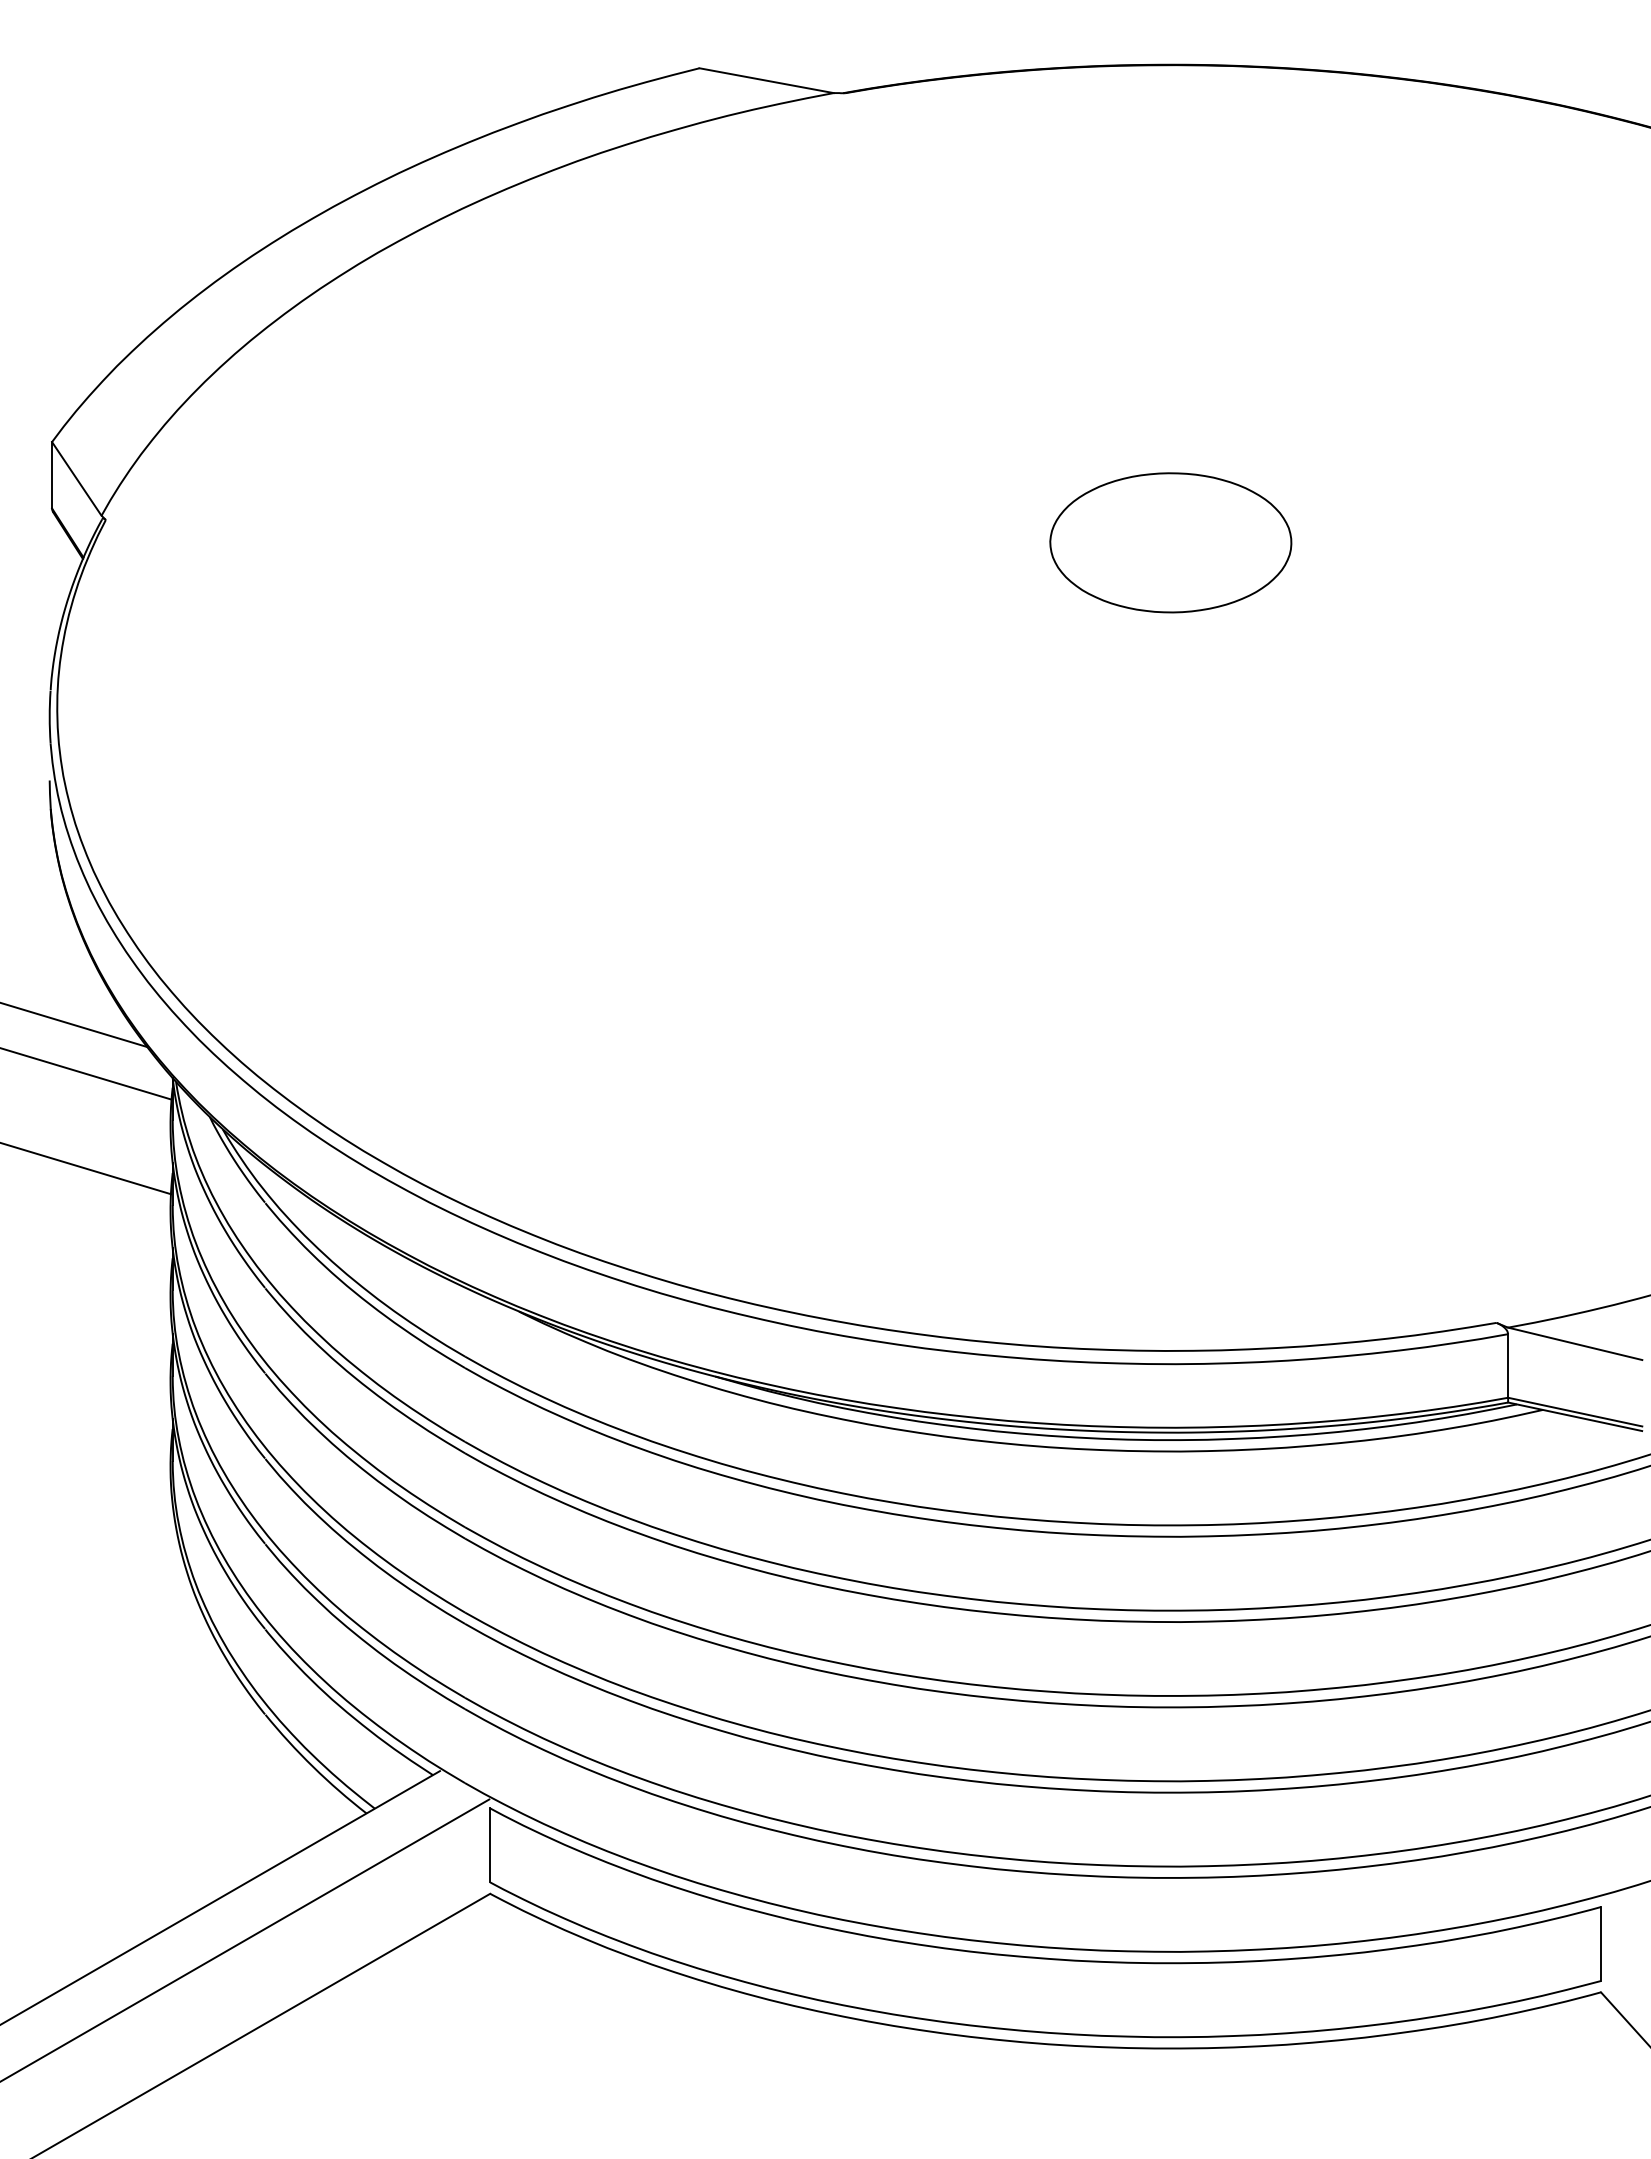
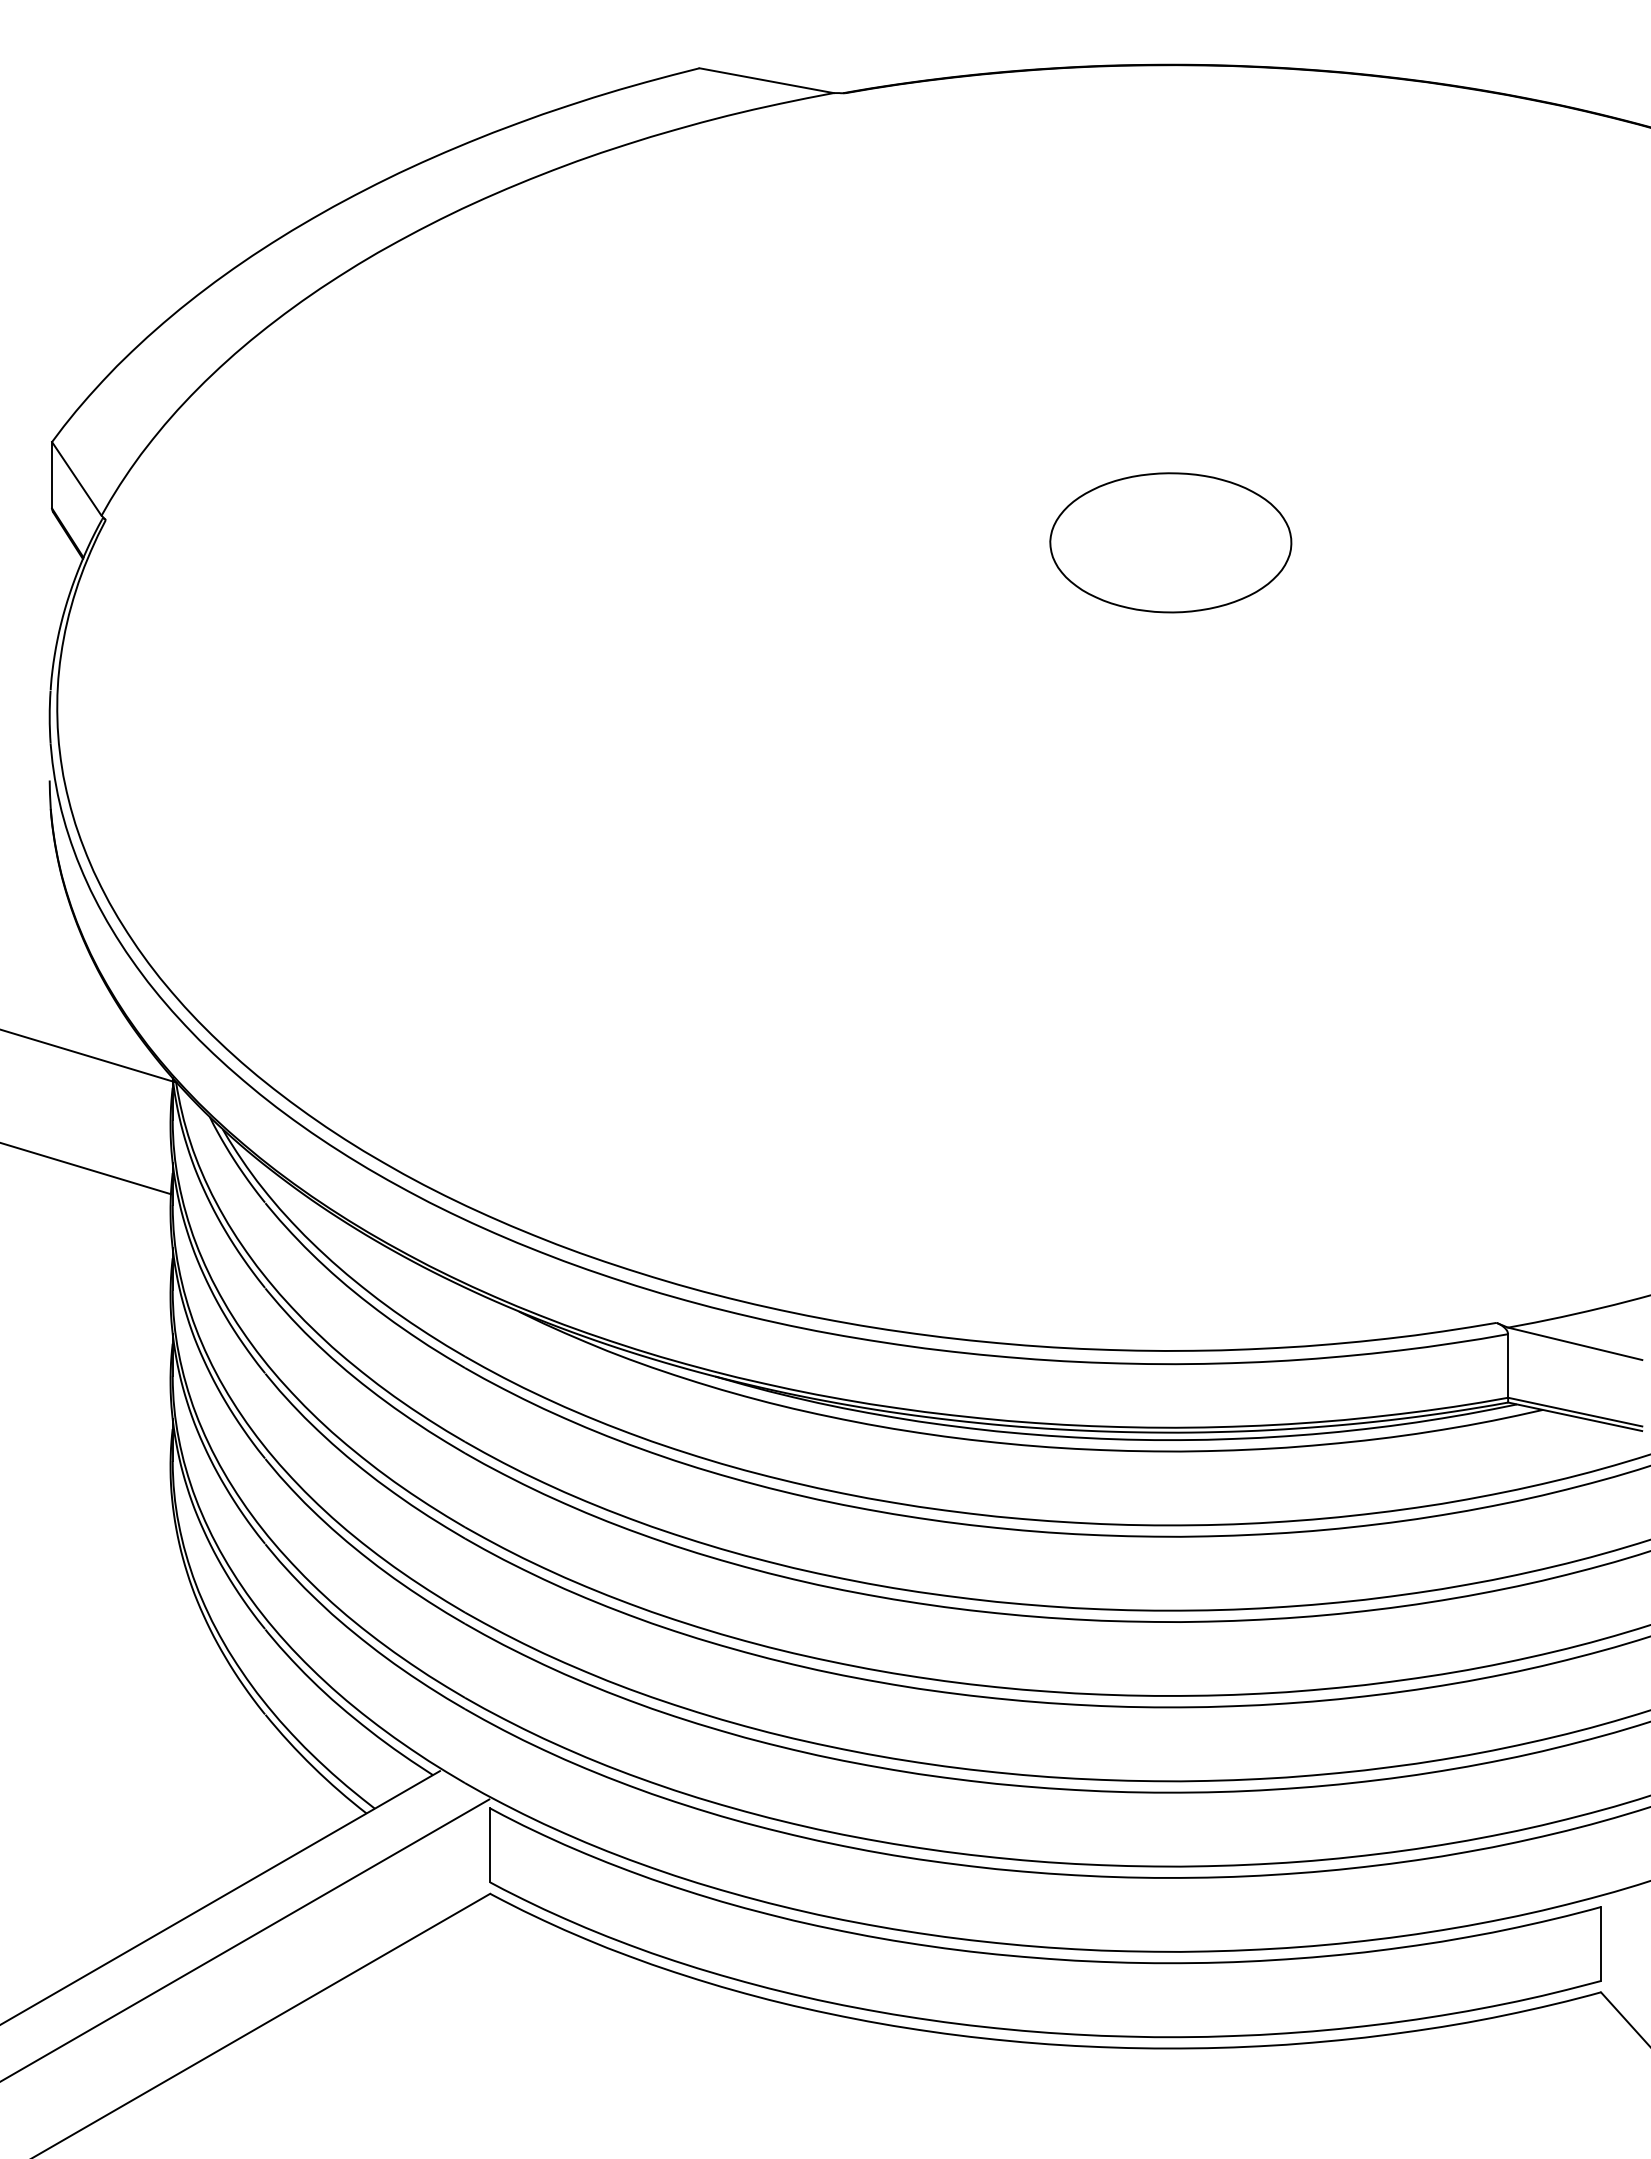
line: present -> none (74, 1025)
line position: (86, 1073) -> (89, 1056) (89, 1056)
